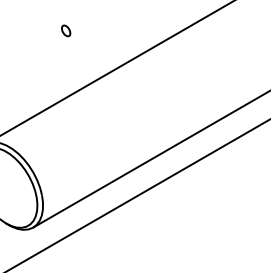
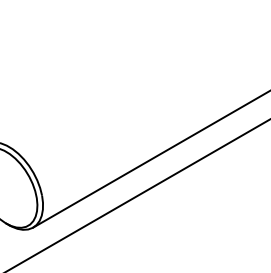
part: present -> none (66, 30)
line: present -> none (117, 68)
